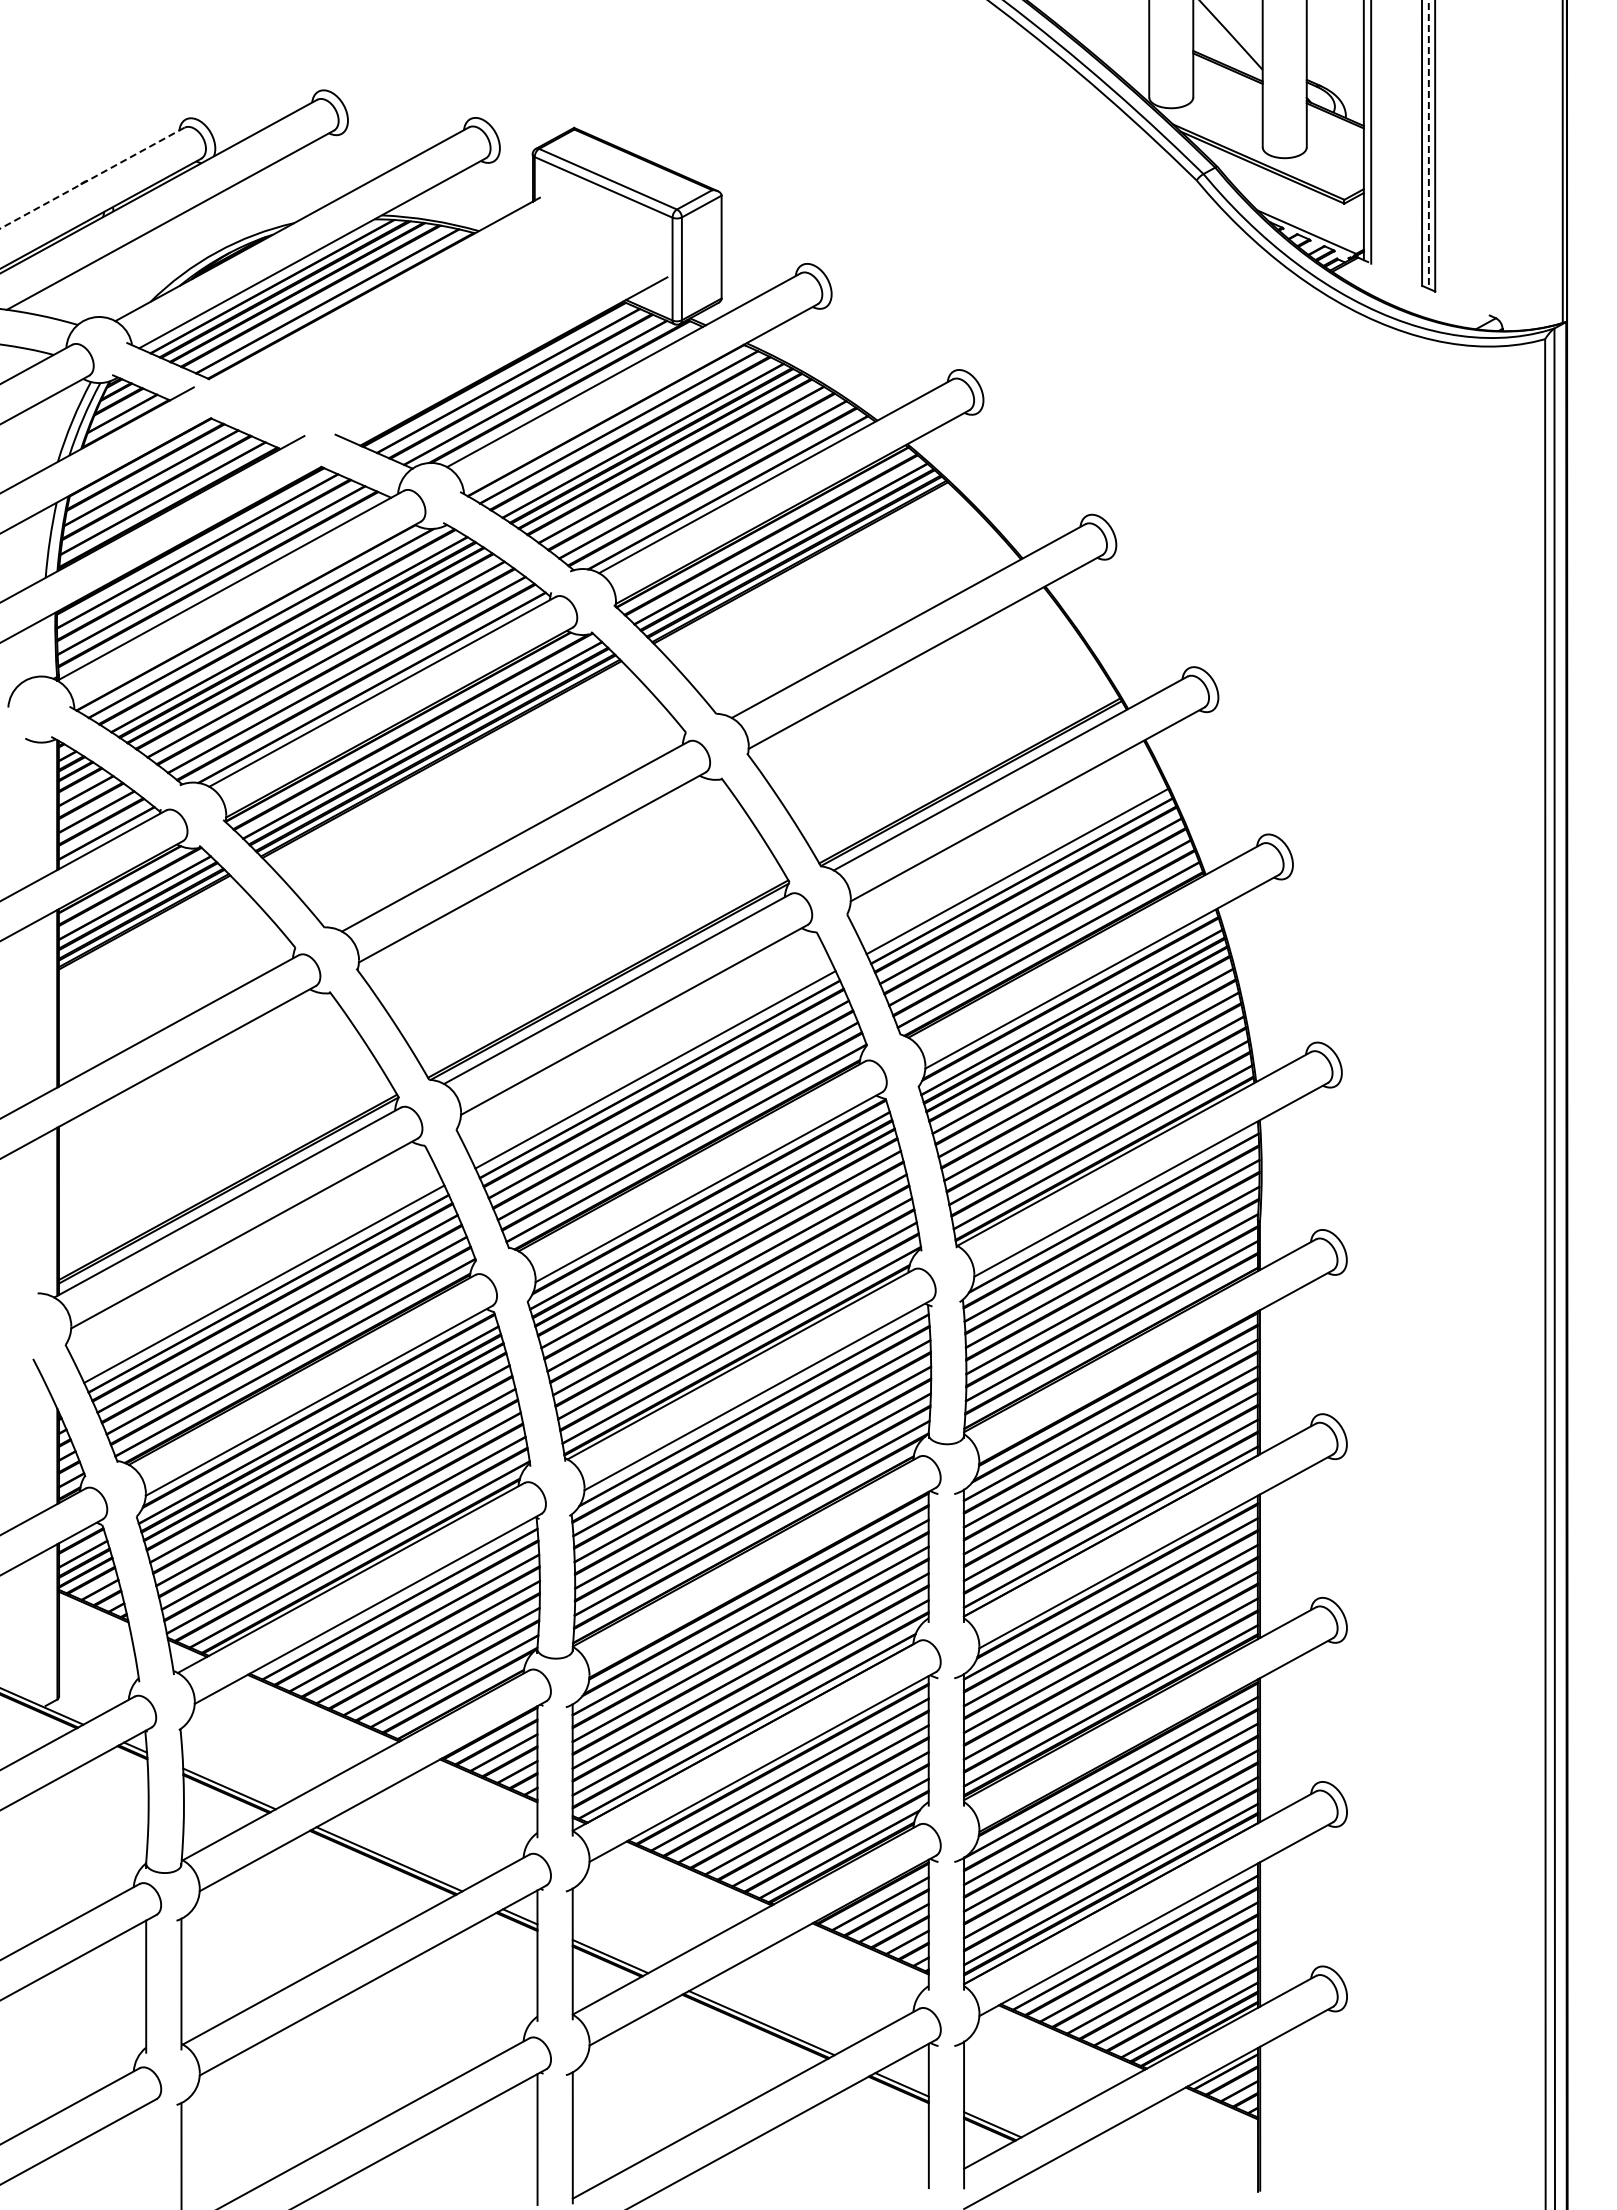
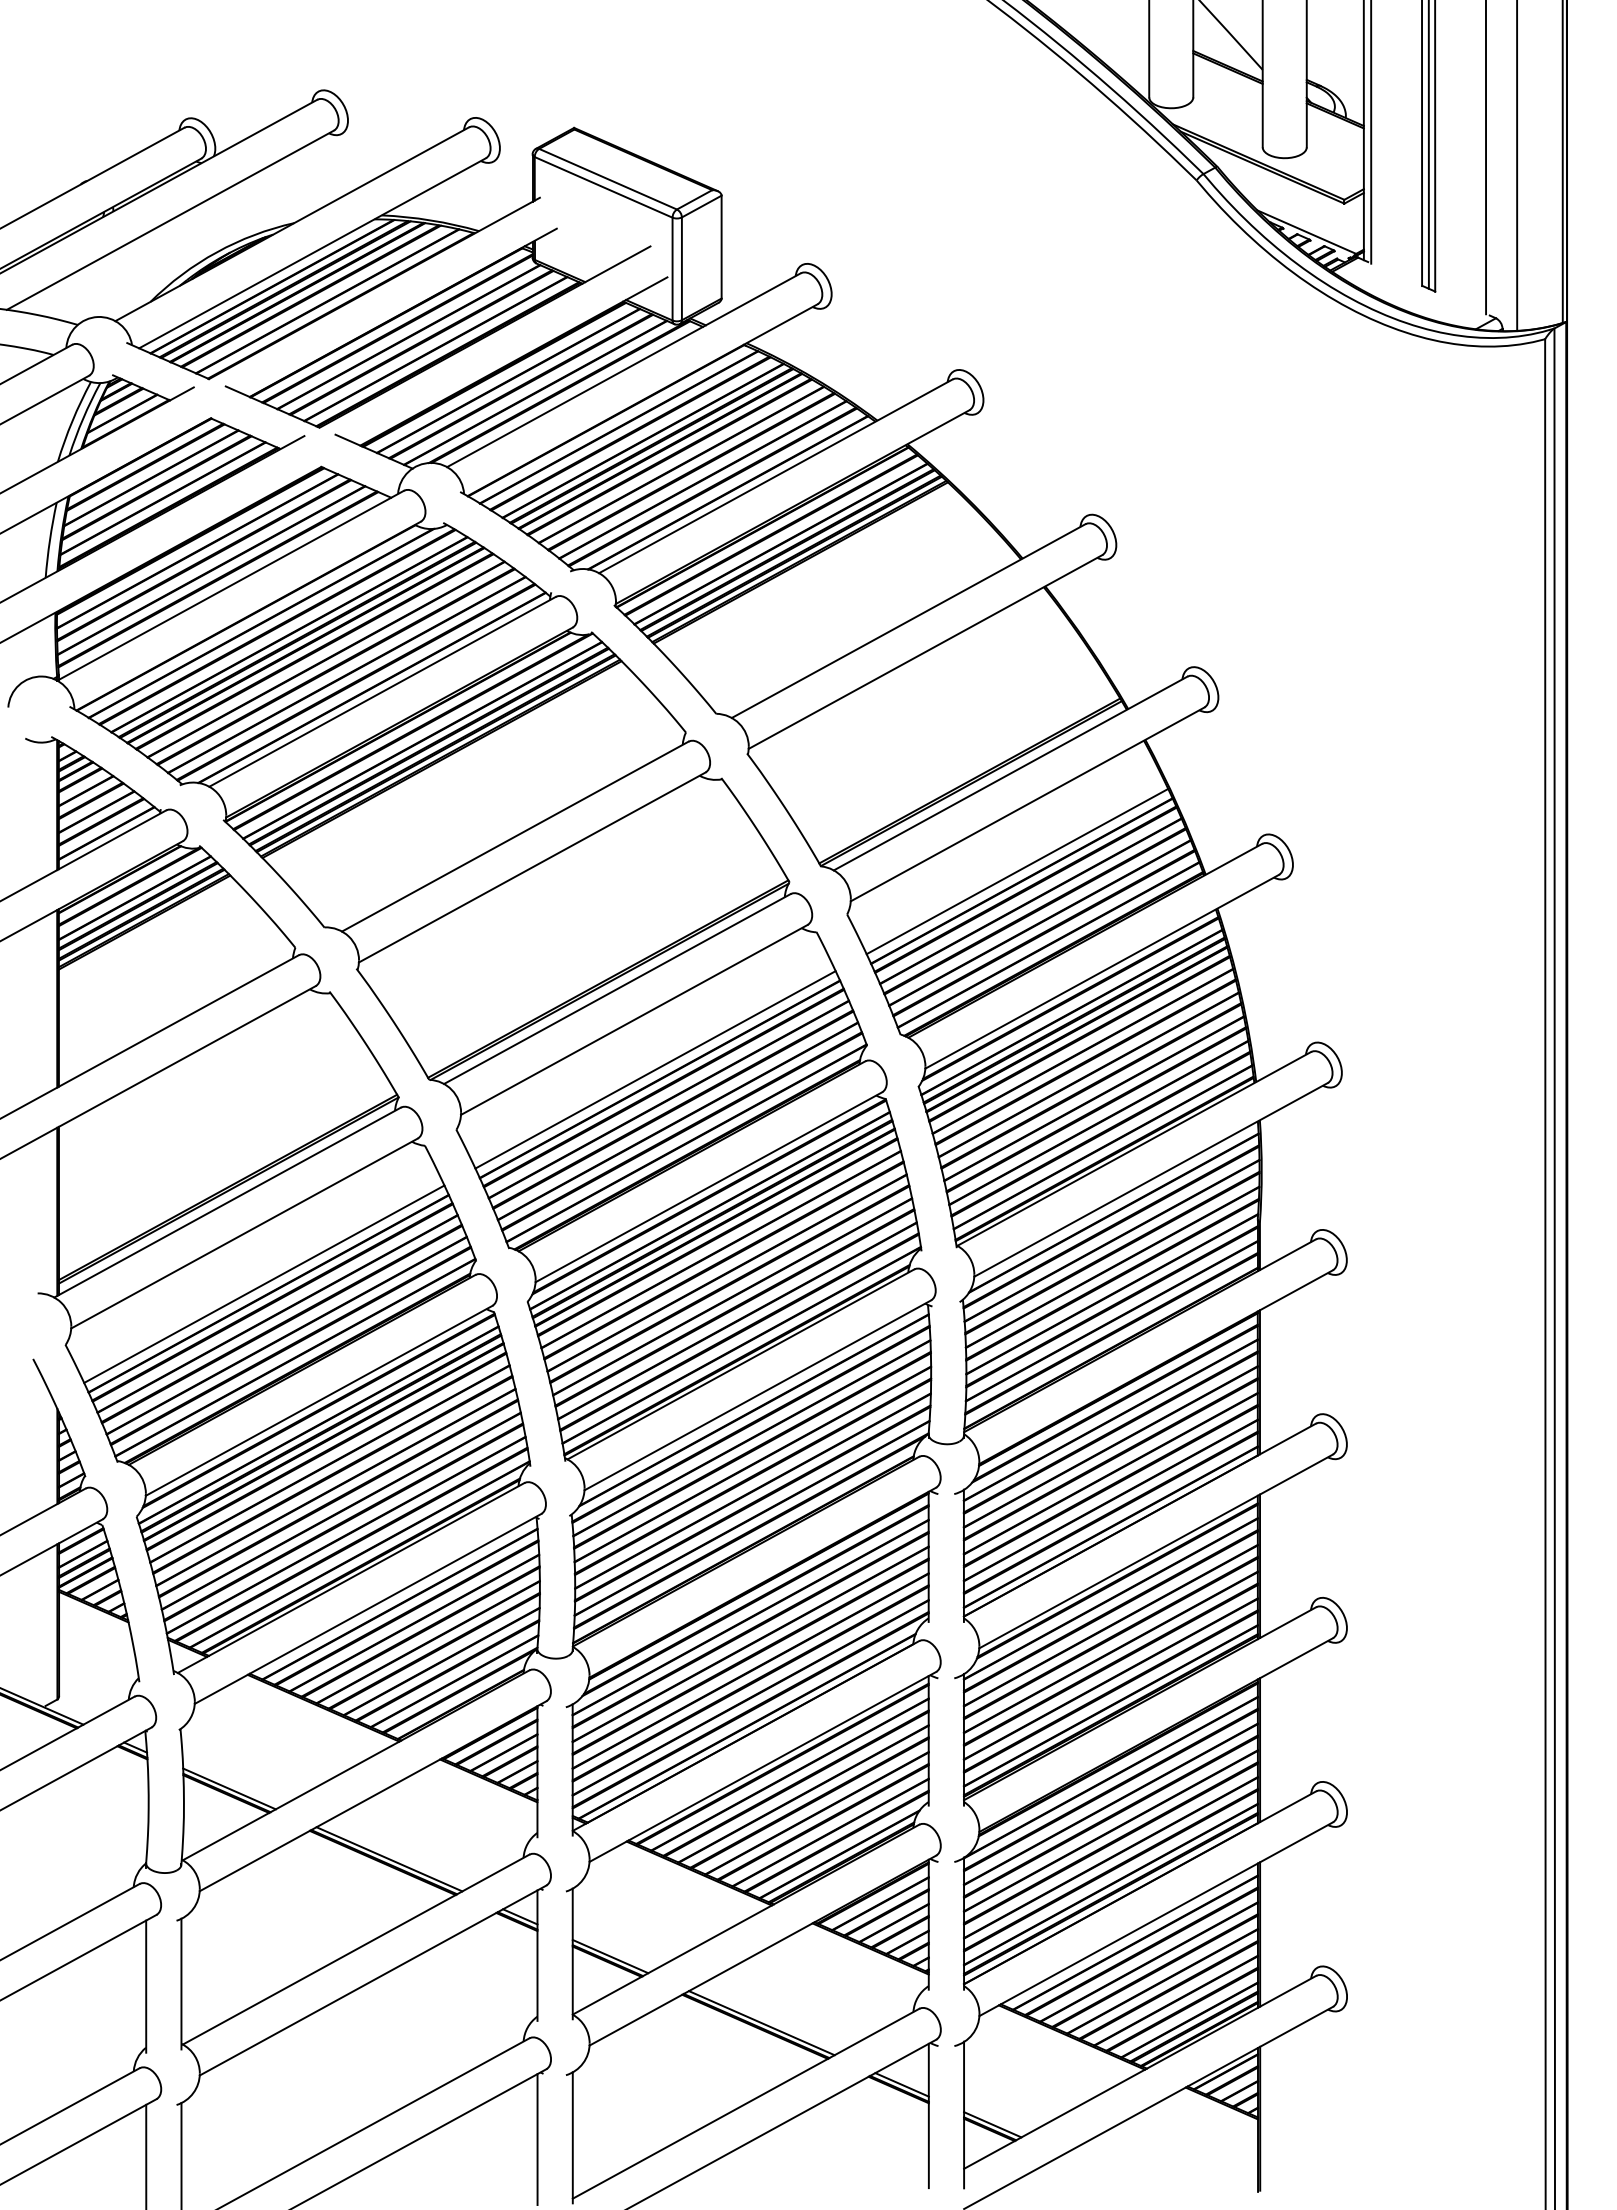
line: dashed -> solid (1428, 144)
line: none -> present (1485, 158)
line: none -> present (1517, 166)
line: dashed -> solid (92, 178)
part: none -> present (437, 327)
line: none -> present (146, 2155)
